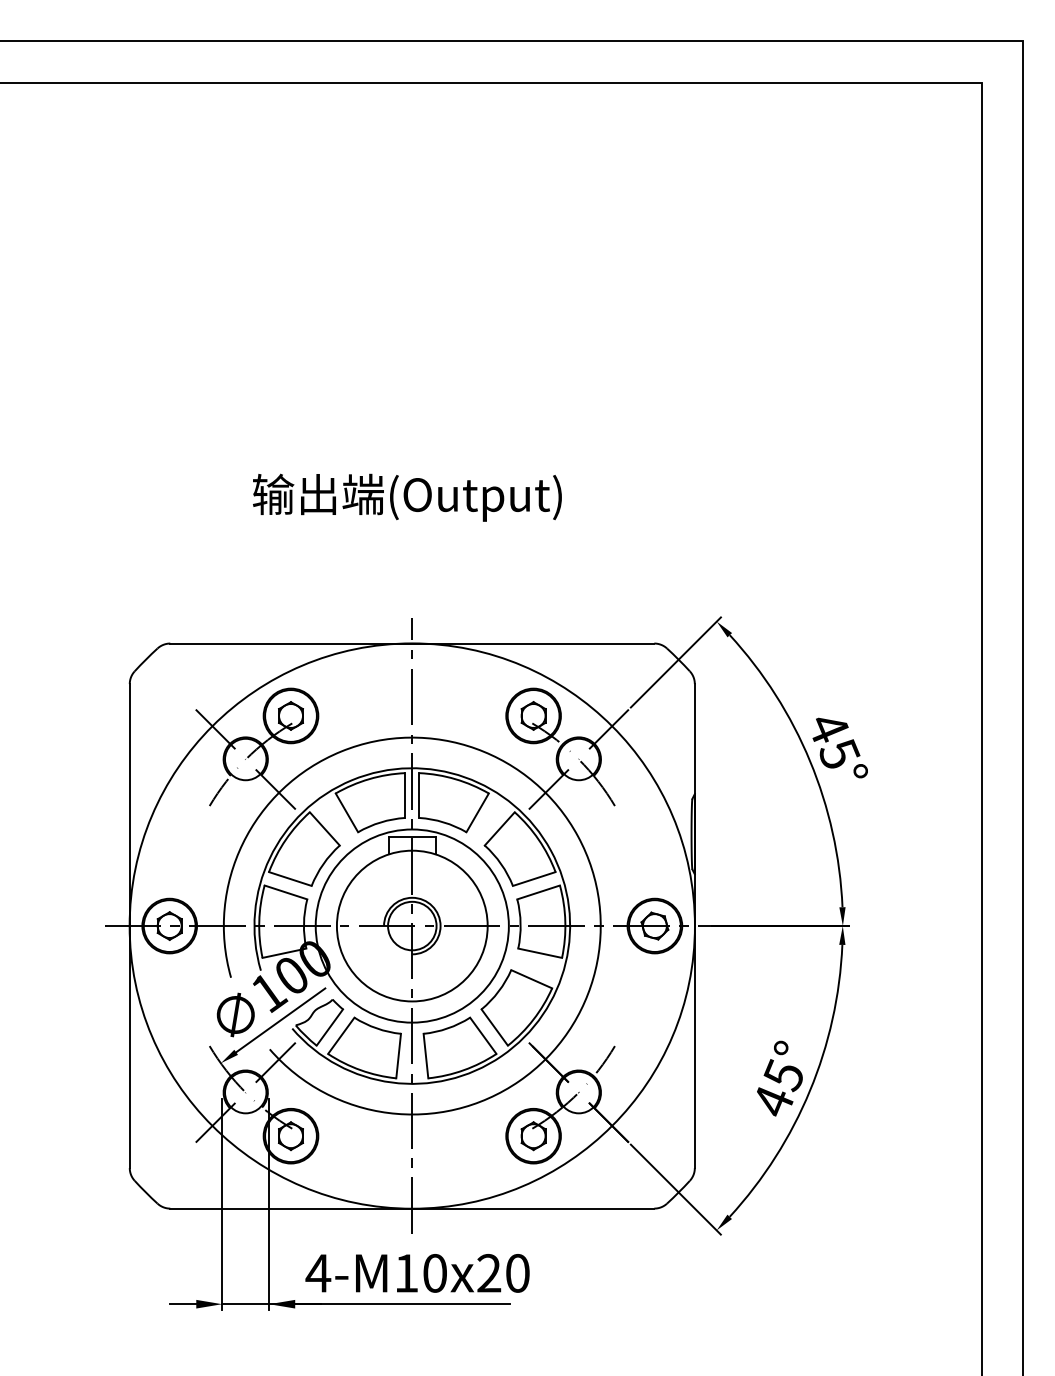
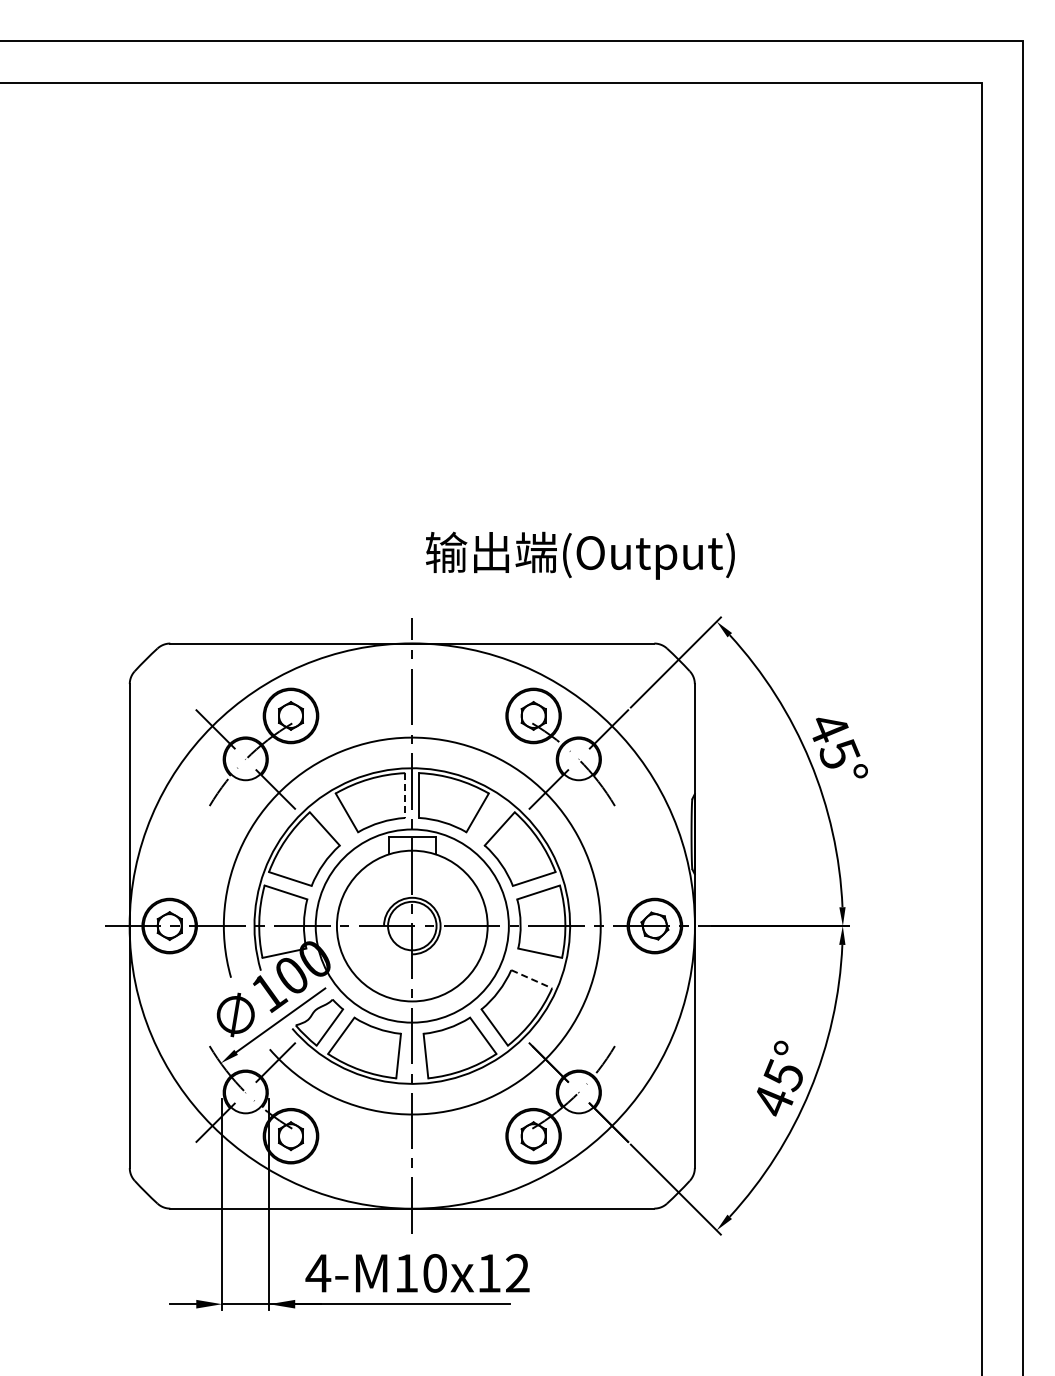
text position: (407, 497) -> (580, 555) (580, 555)
line: solid -> dashed (405, 796)
line: solid -> dashed (532, 979)
text: 4-M10x20 -> 4-M10x12 (503, 1273)
